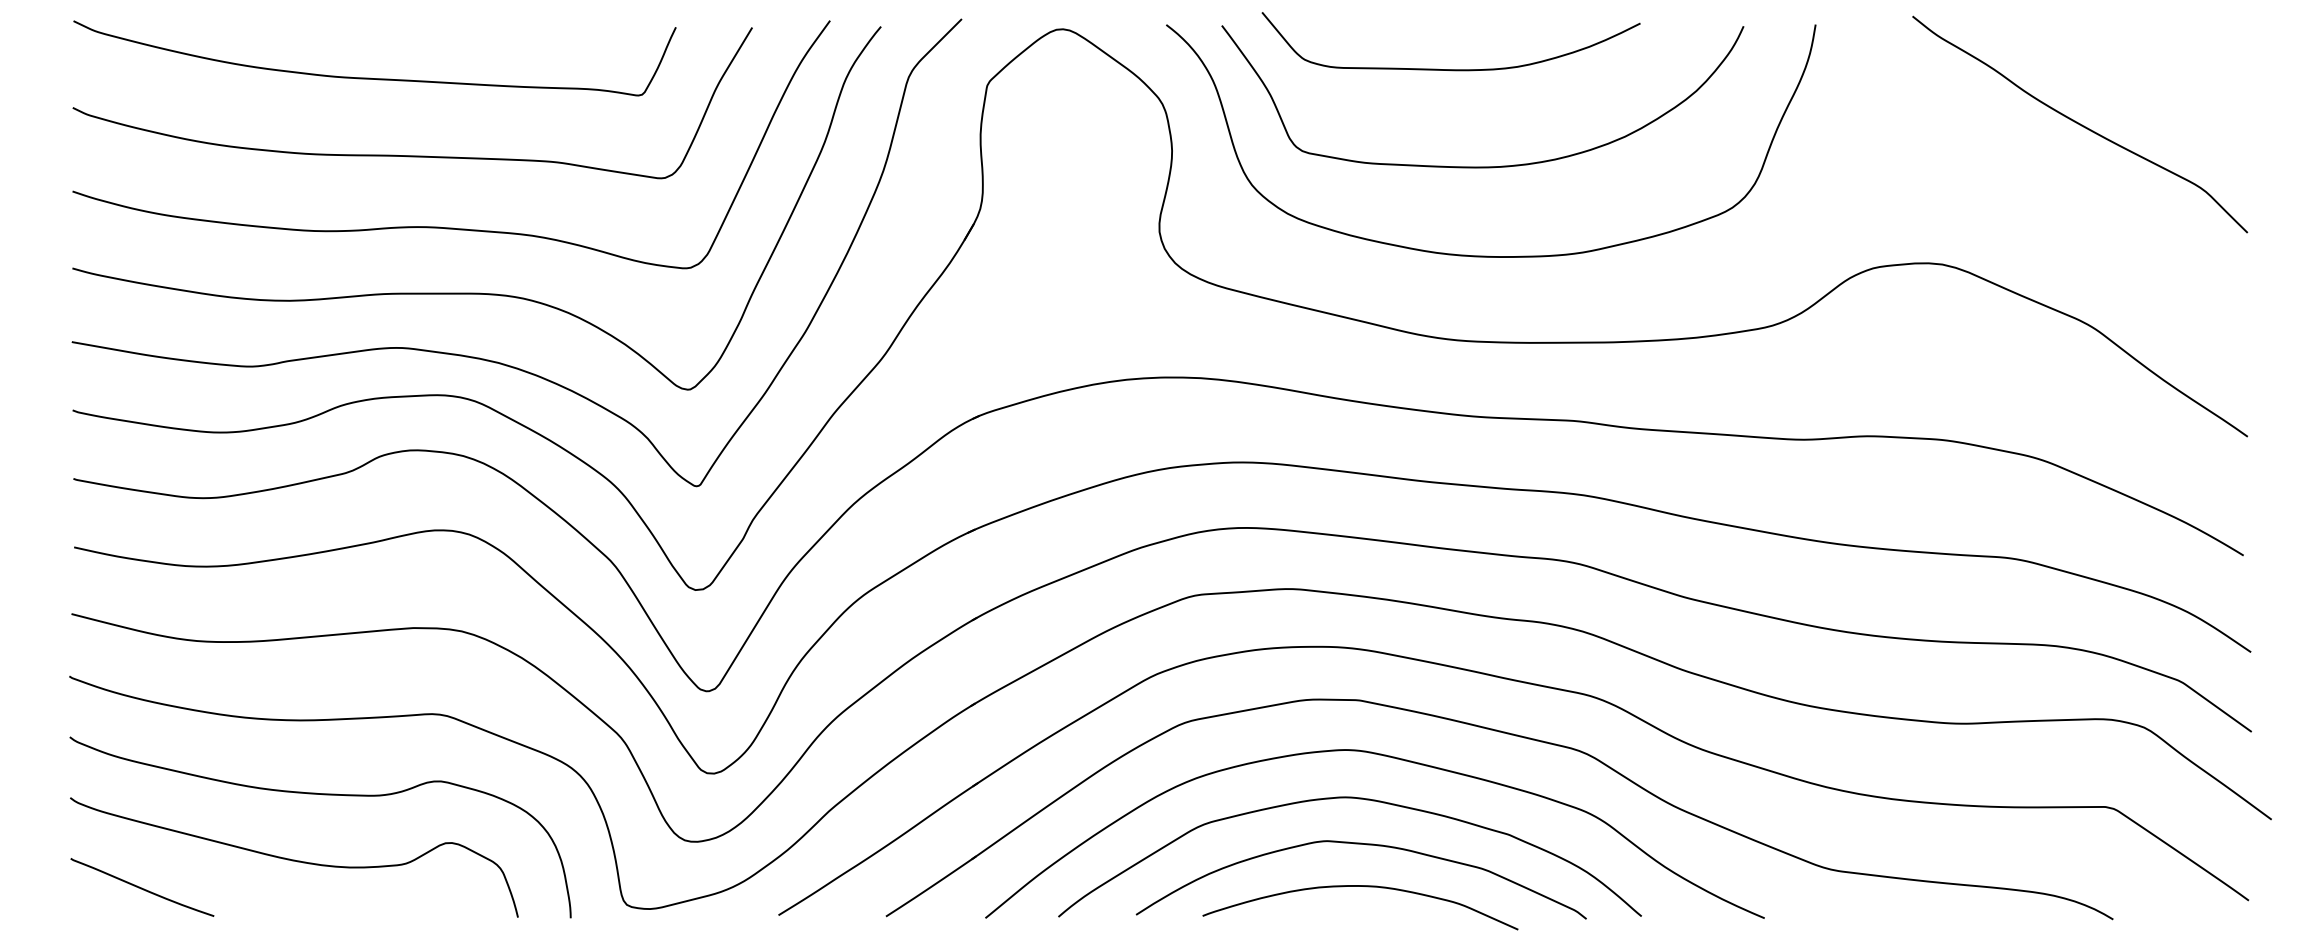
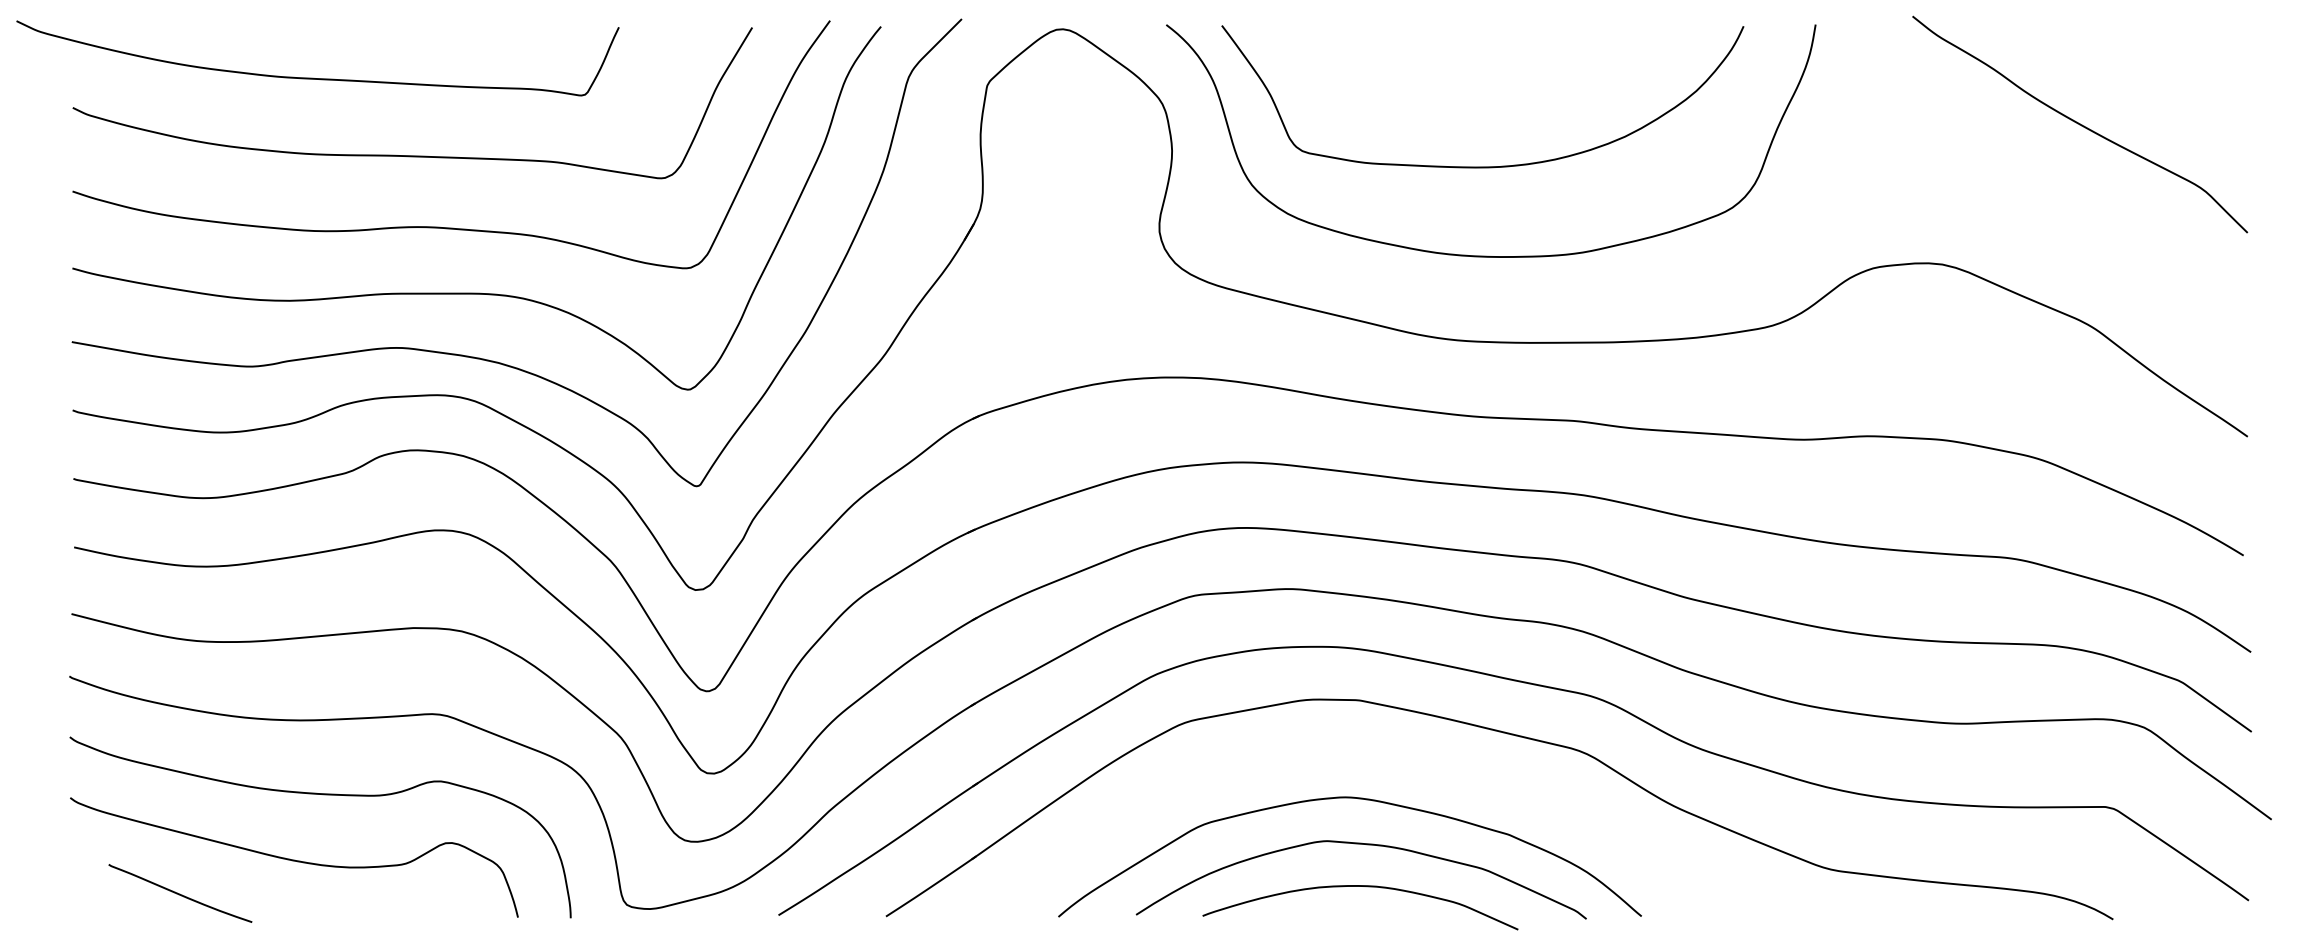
curve: present -> none (1450, 69)
curve position: (370, 77) -> (313, 77) (313, 77)
curve: present -> none (1392, 758)
curve position: (142, 887) -> (180, 893) (180, 893)
